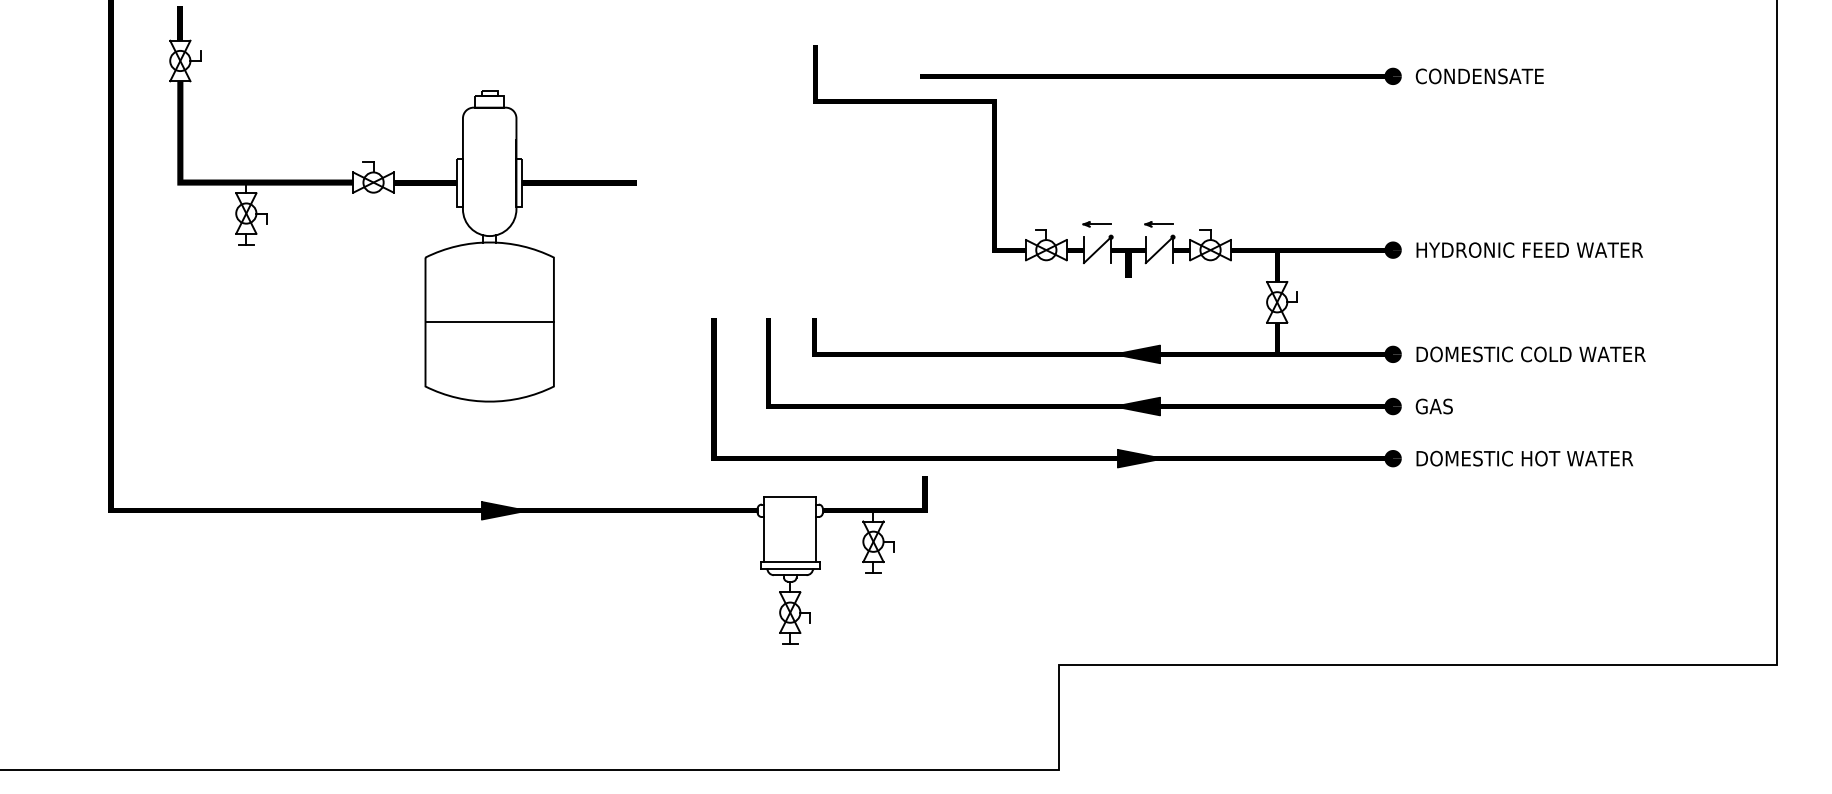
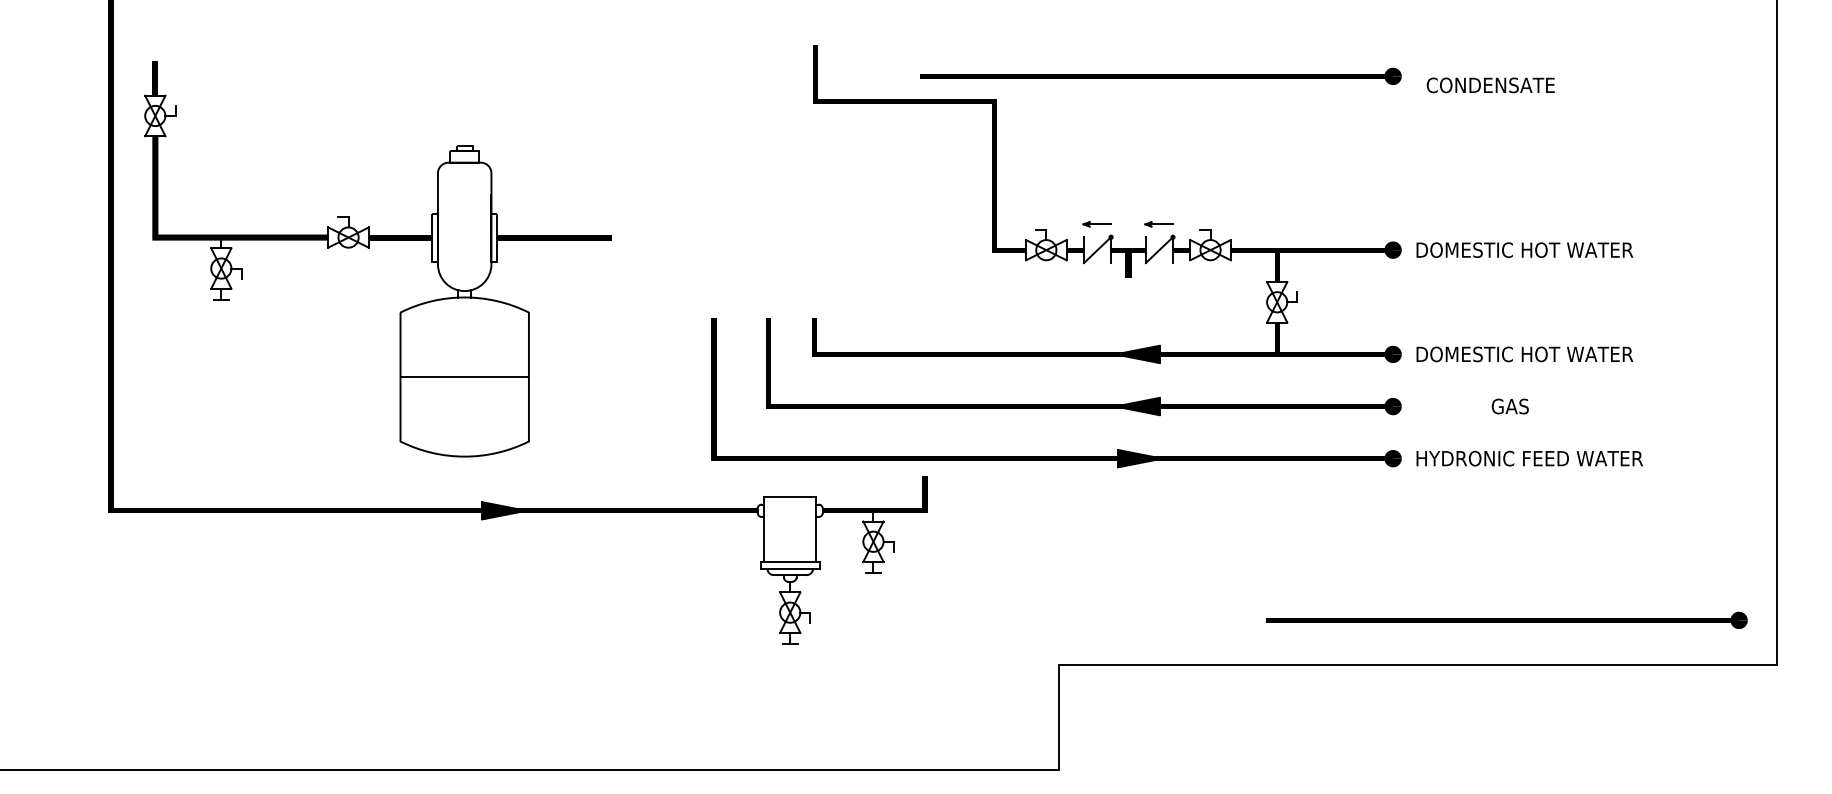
text position: (1479, 76) -> (1490, 85) (1490, 85)
part position: (394, 193) -> (369, 248) (369, 248)
text: HYDRONIC FEED WATER -> DOMESTIC HOT WATER (1530, 249)
text: DOMESTIC COLD WATER -> DOMESTIC HOT WATER (1583, 354)
text position: (1433, 406) -> (1509, 406) (1509, 406)
text: DOMESTIC HOT WATER -> HYDRONIC FEED WATER (1530, 458)
part: none -> present (1506, 619)
